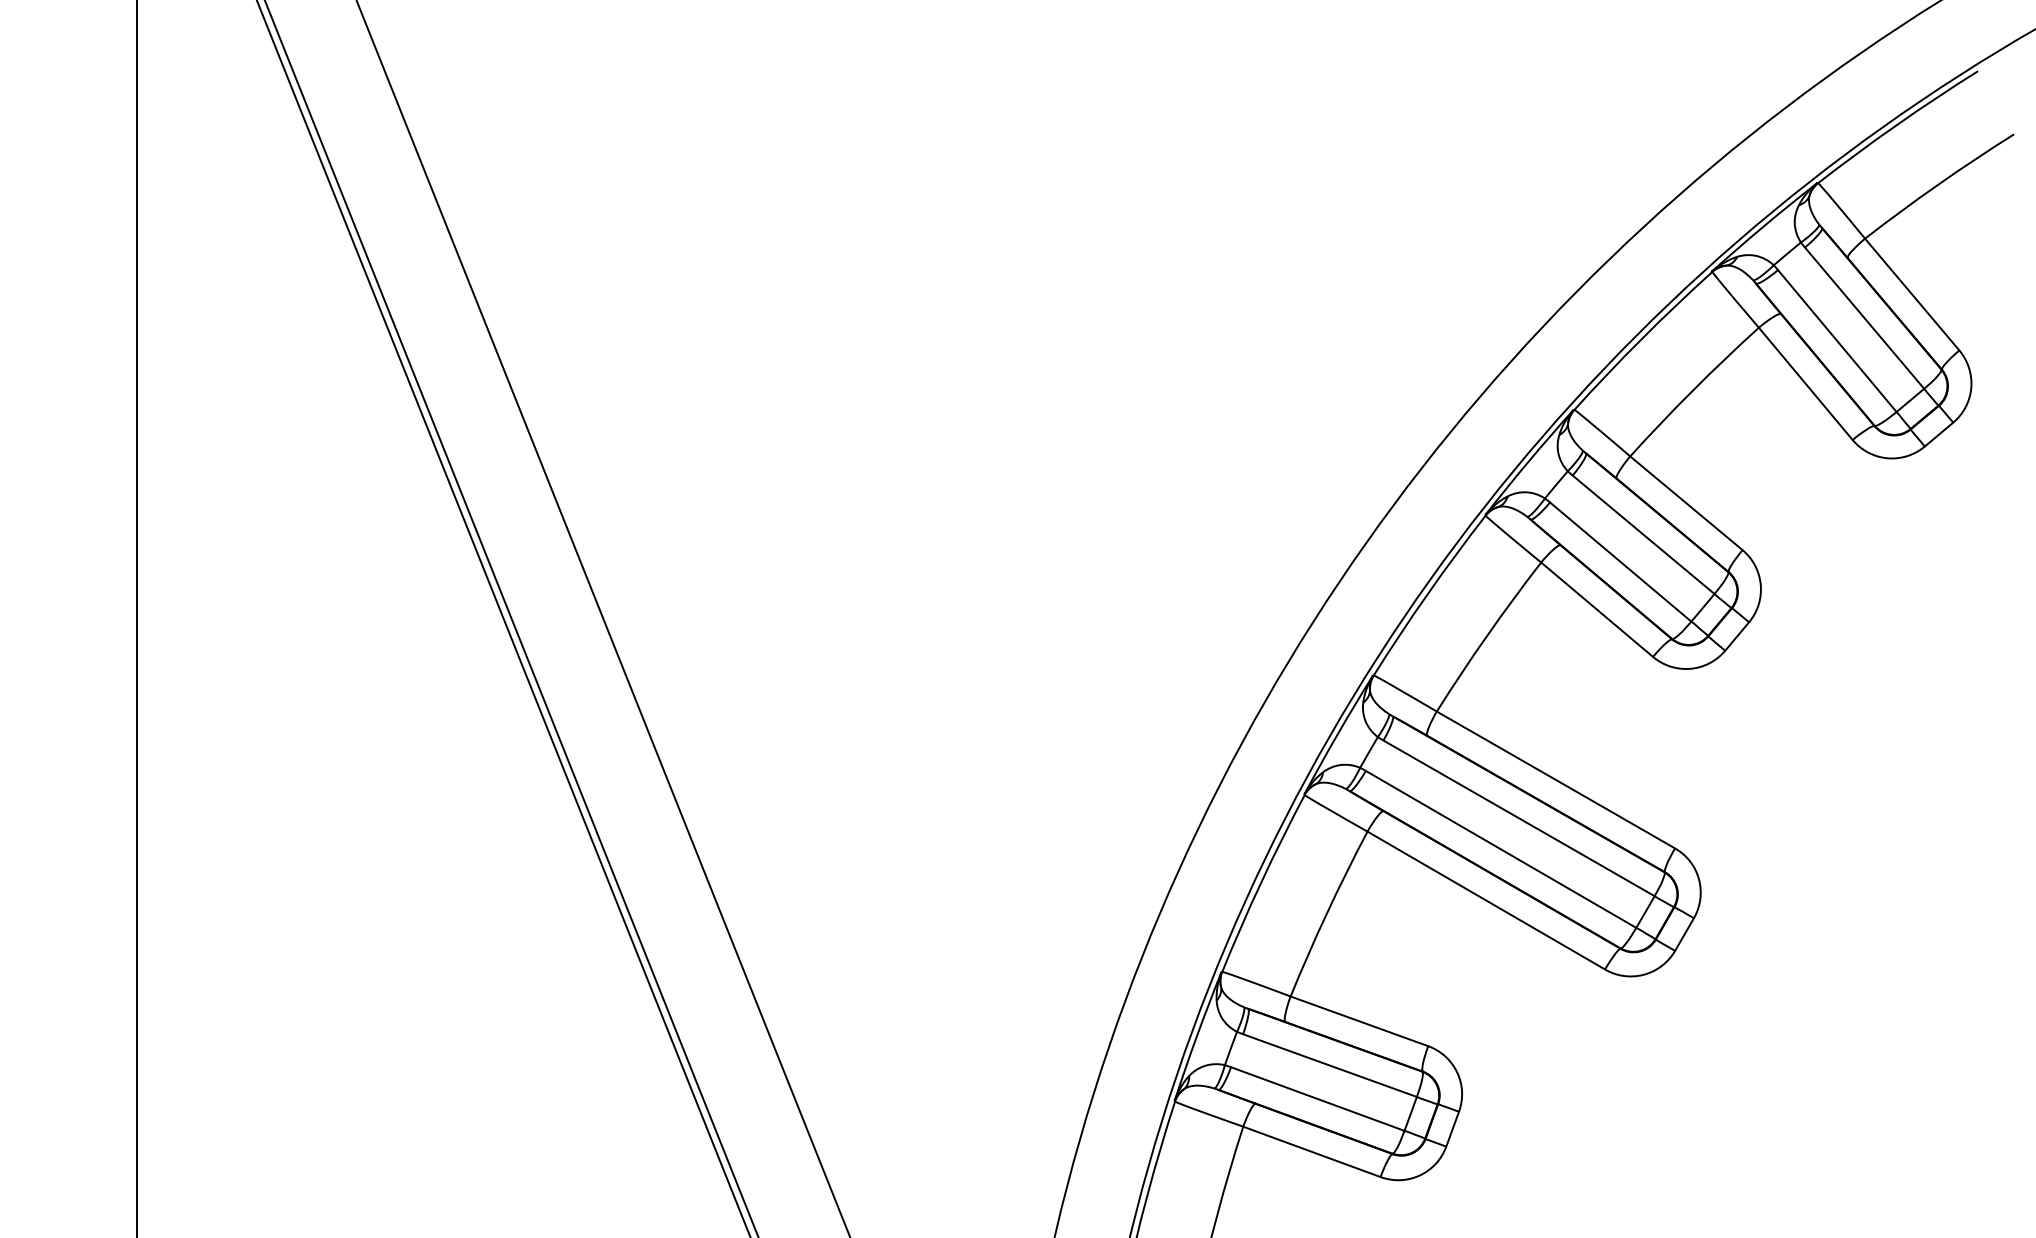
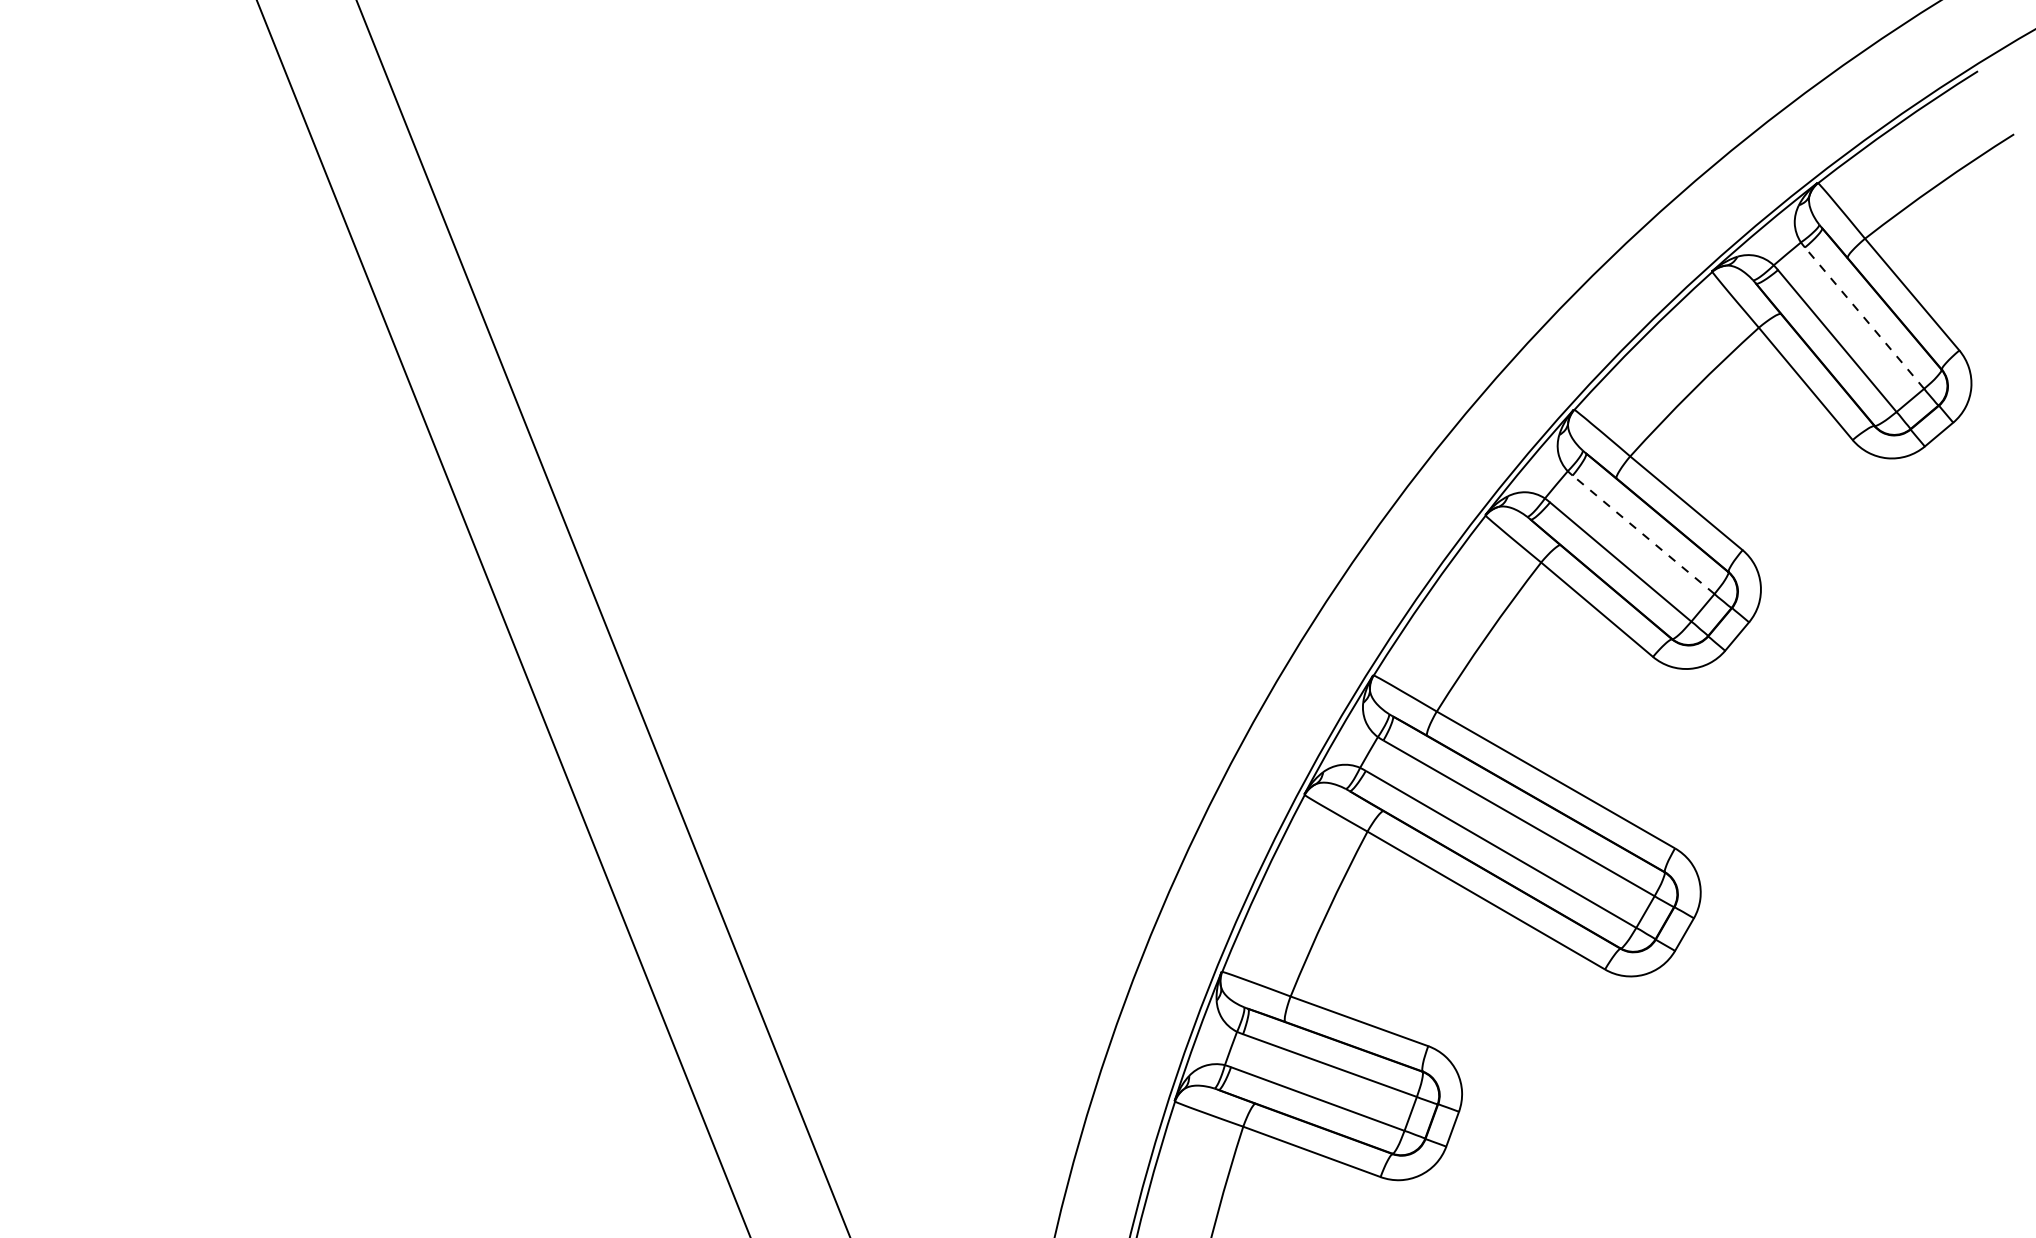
line: solid -> dashed (1864, 317)
line: solid -> dashed (1643, 534)
line: present -> none (137, 618)
line: present -> none (511, 618)
